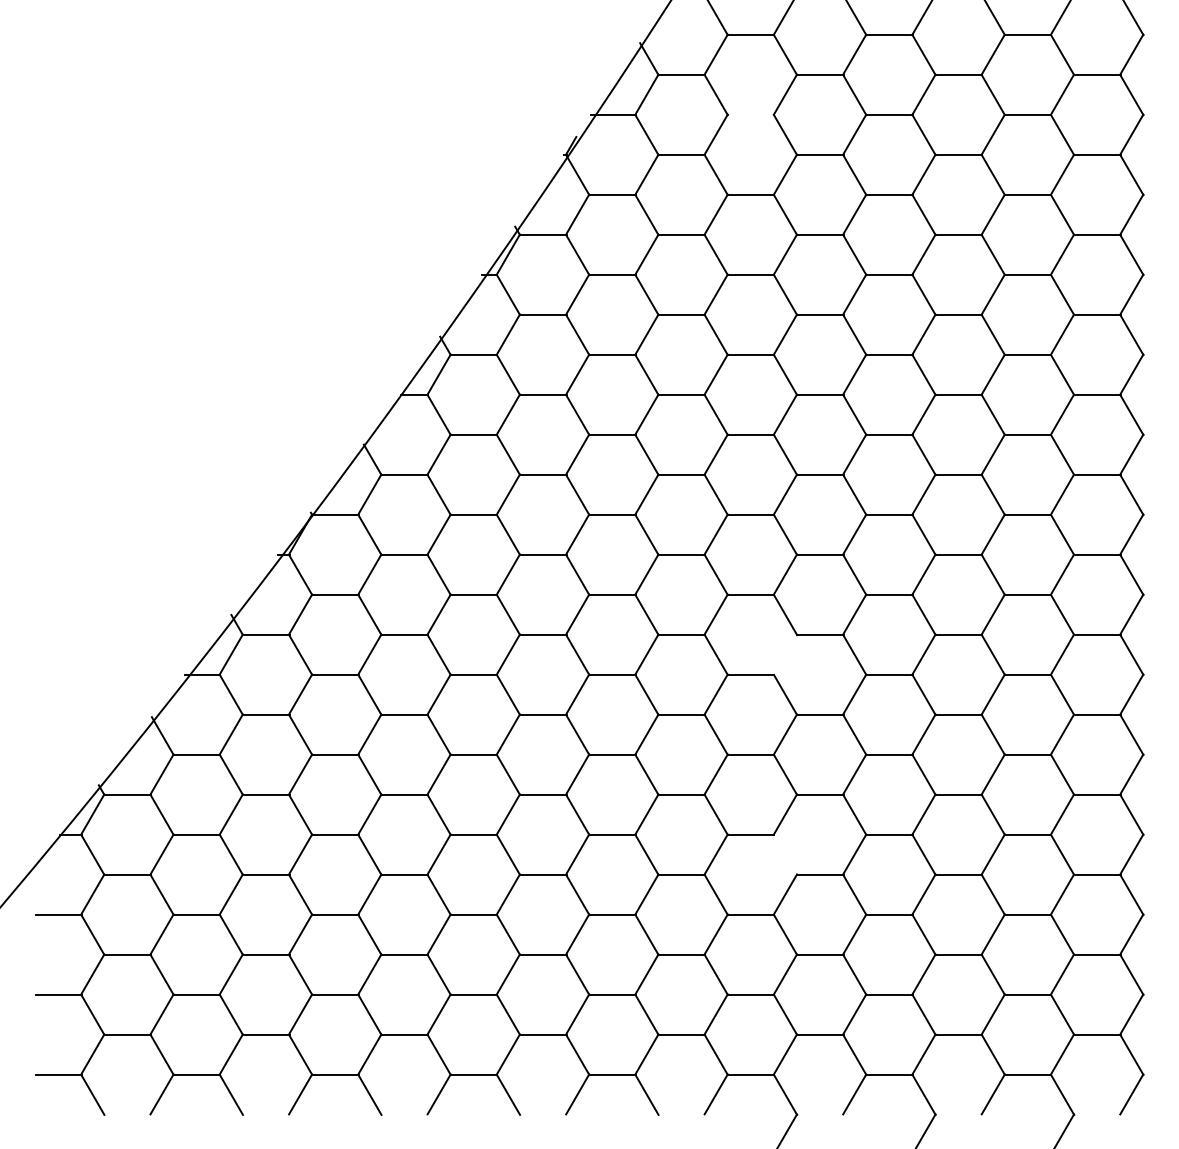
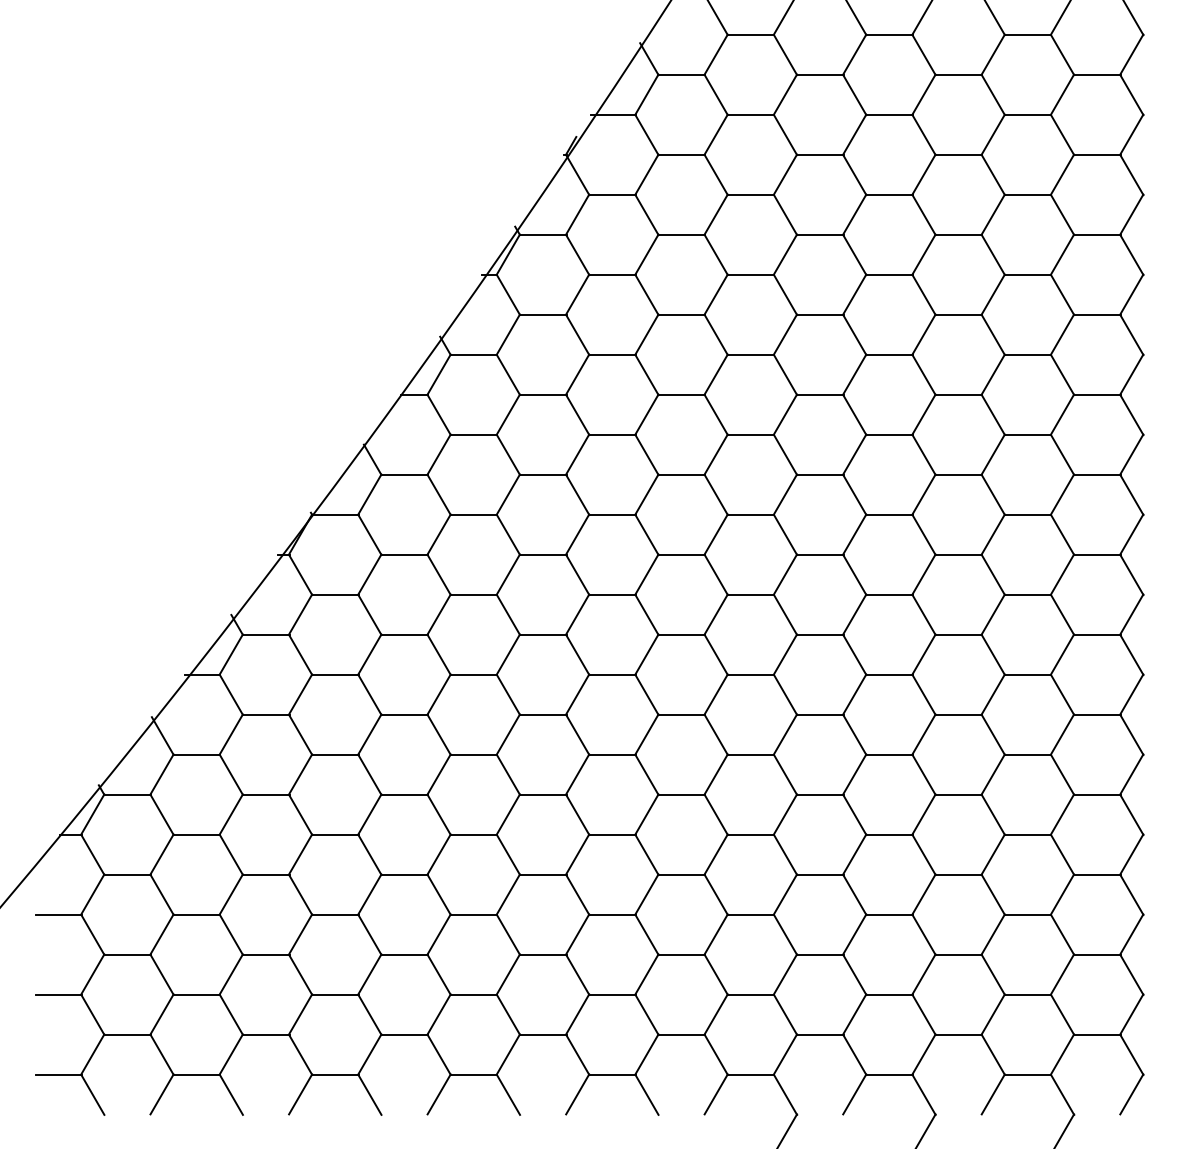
line: none -> present (751, 114)
line: none -> present (785, 654)
line: none -> present (785, 854)
